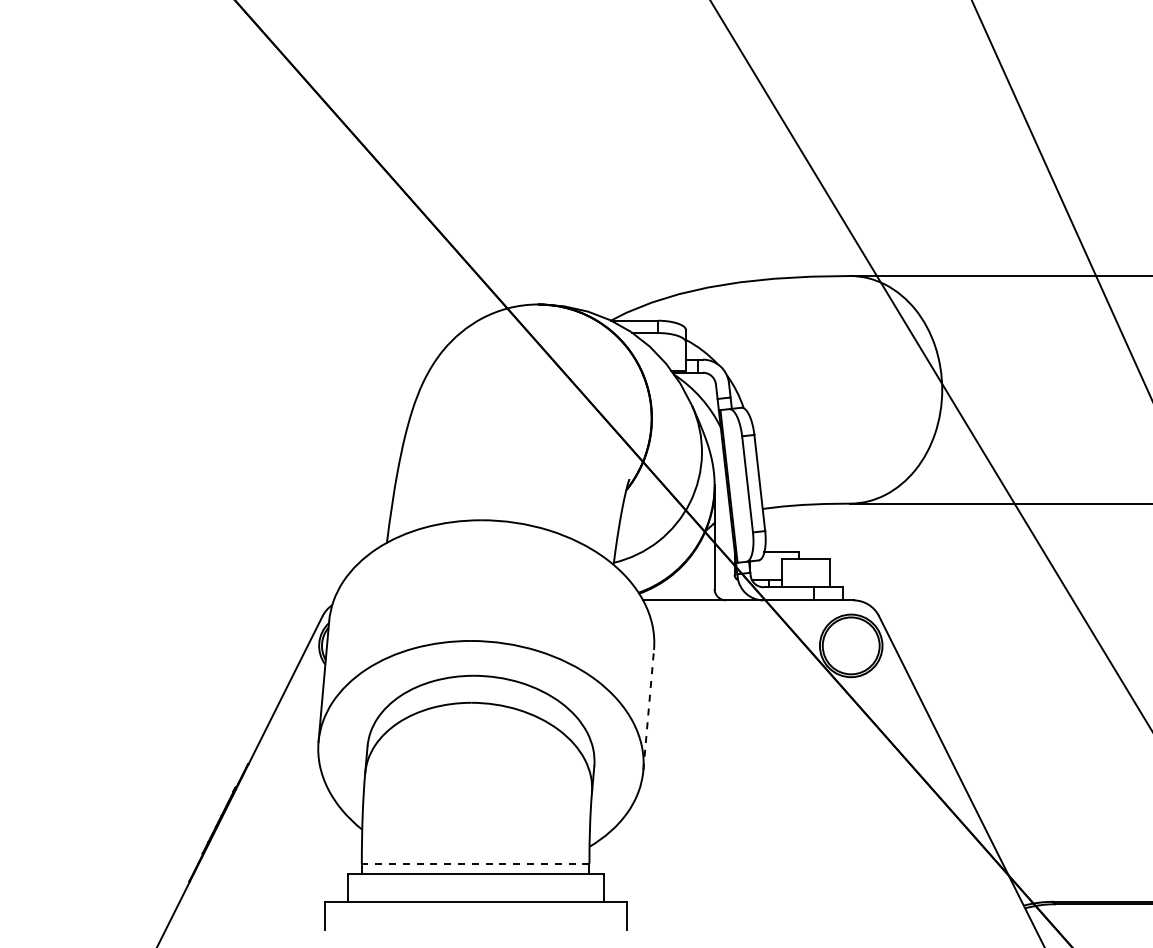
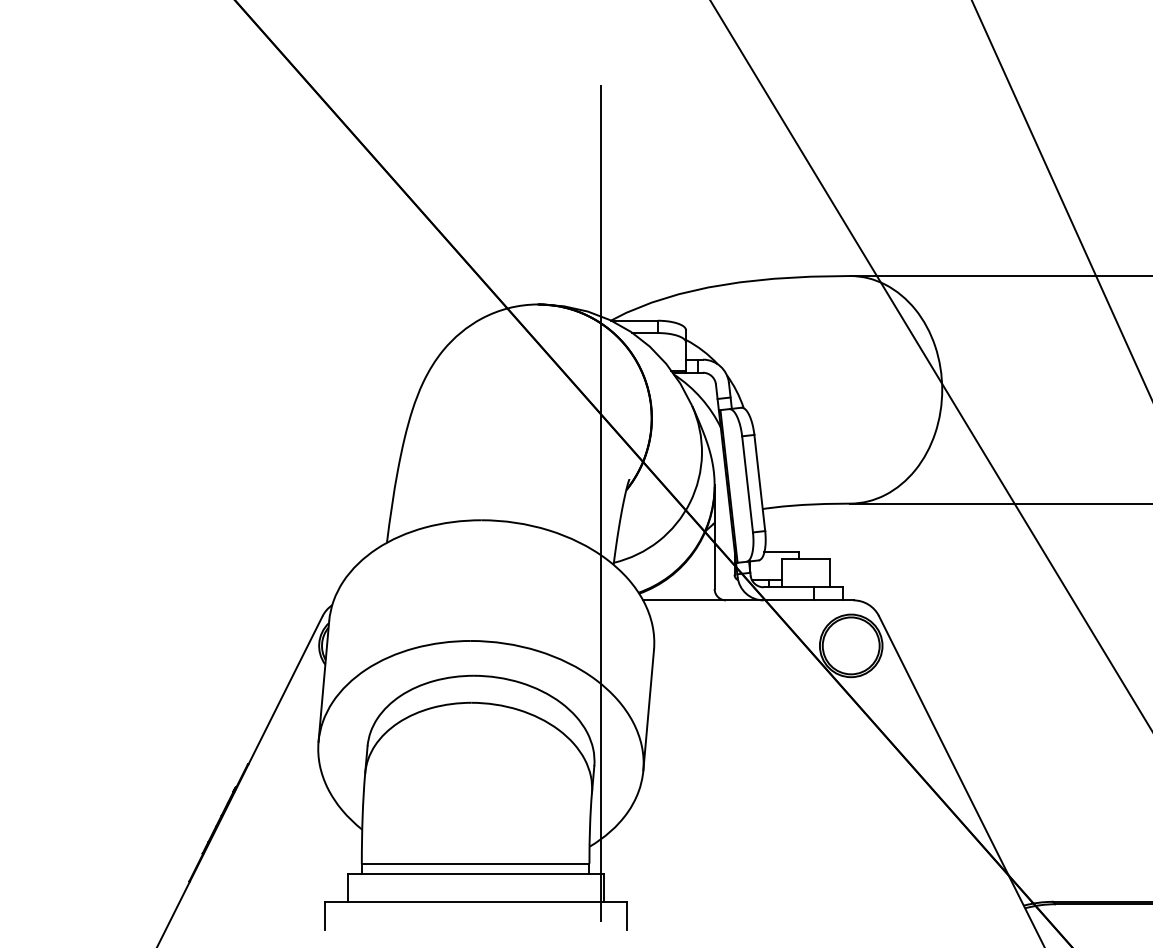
line: none -> present (600, 514)
line: dashed -> solid (648, 710)
line: dashed -> solid (475, 863)
